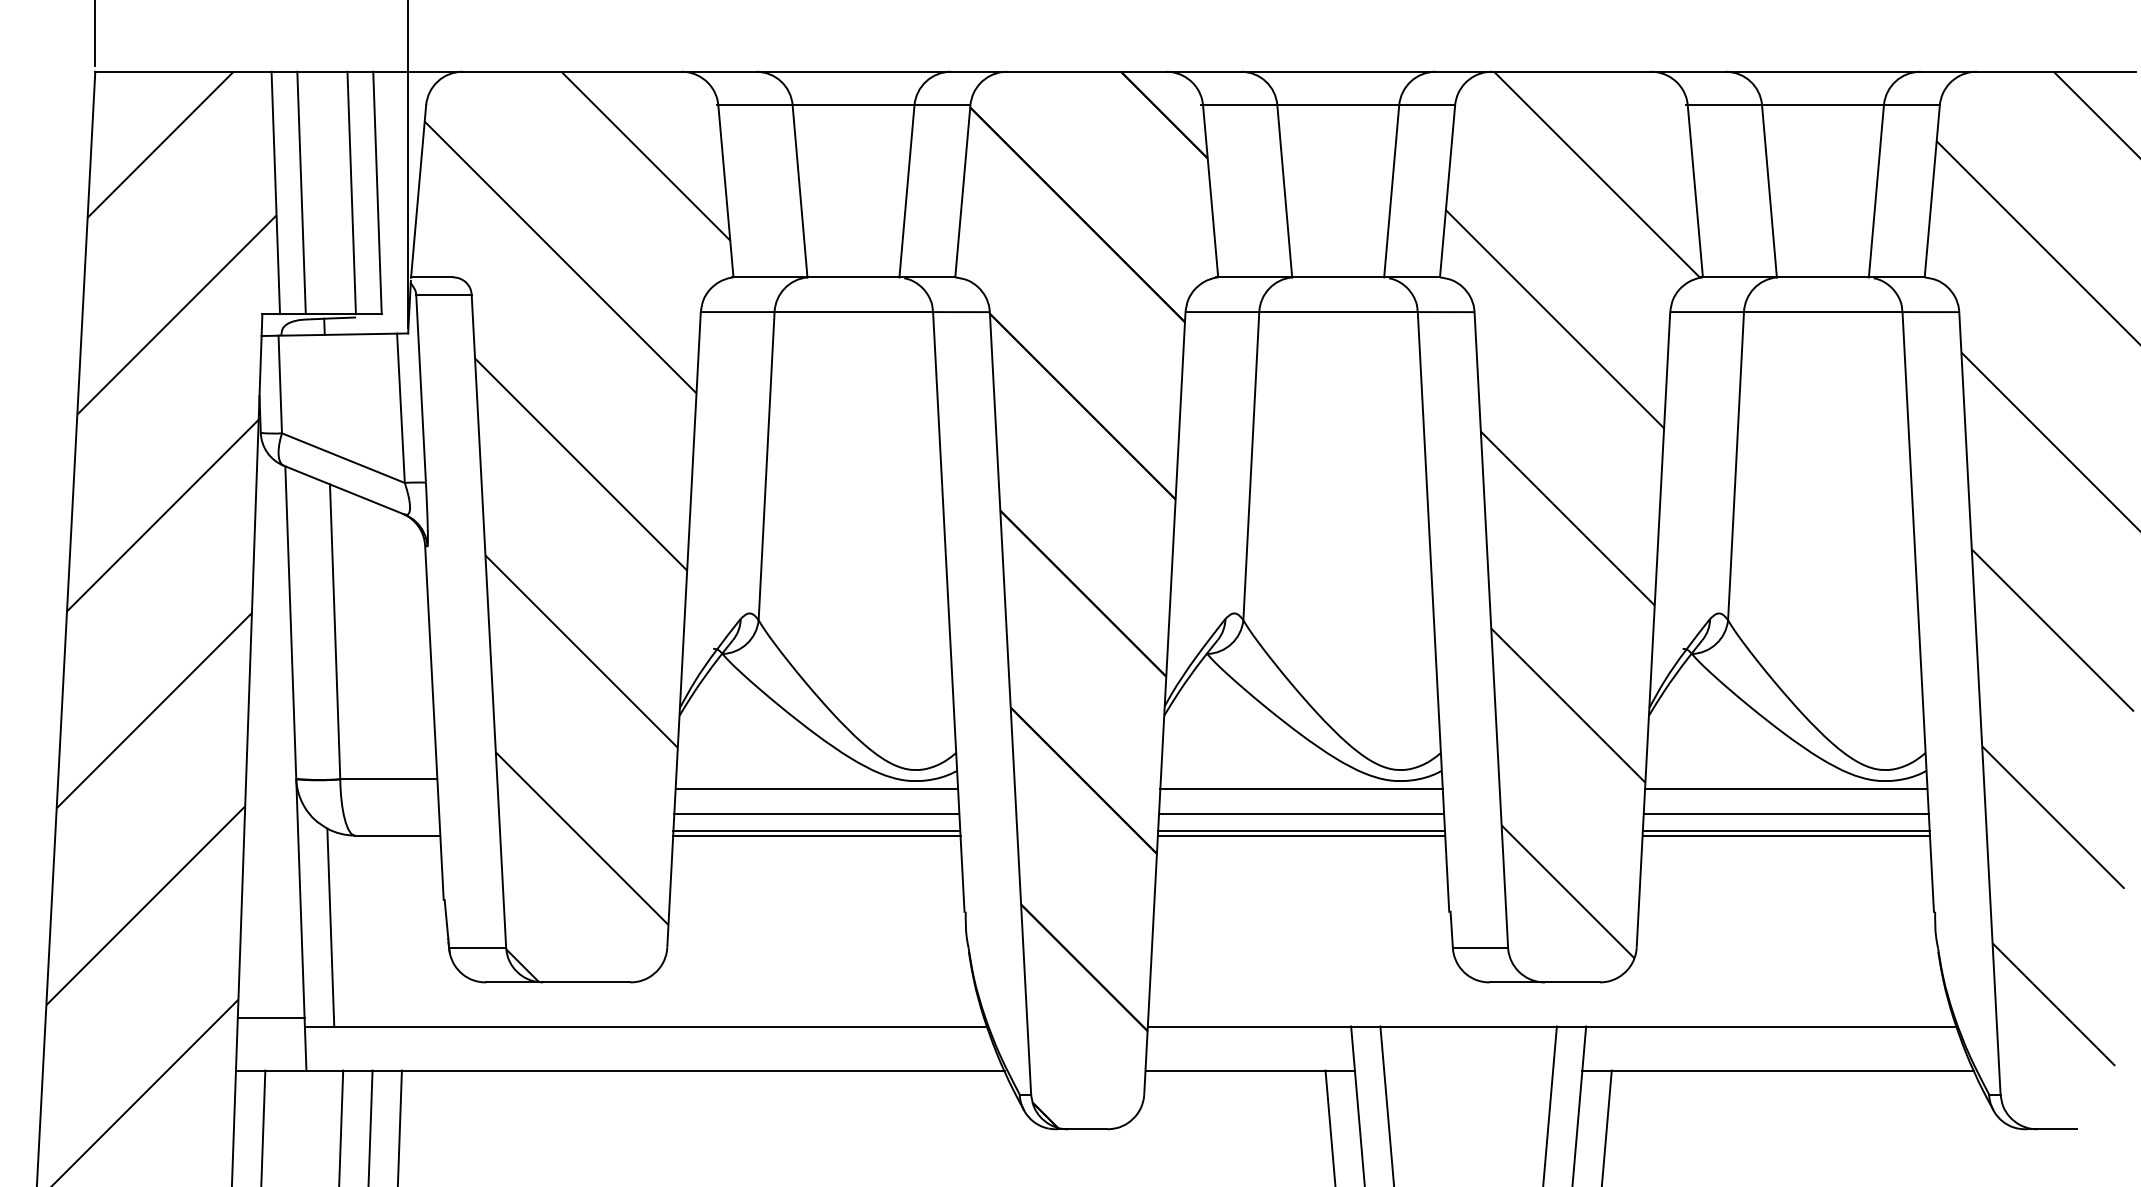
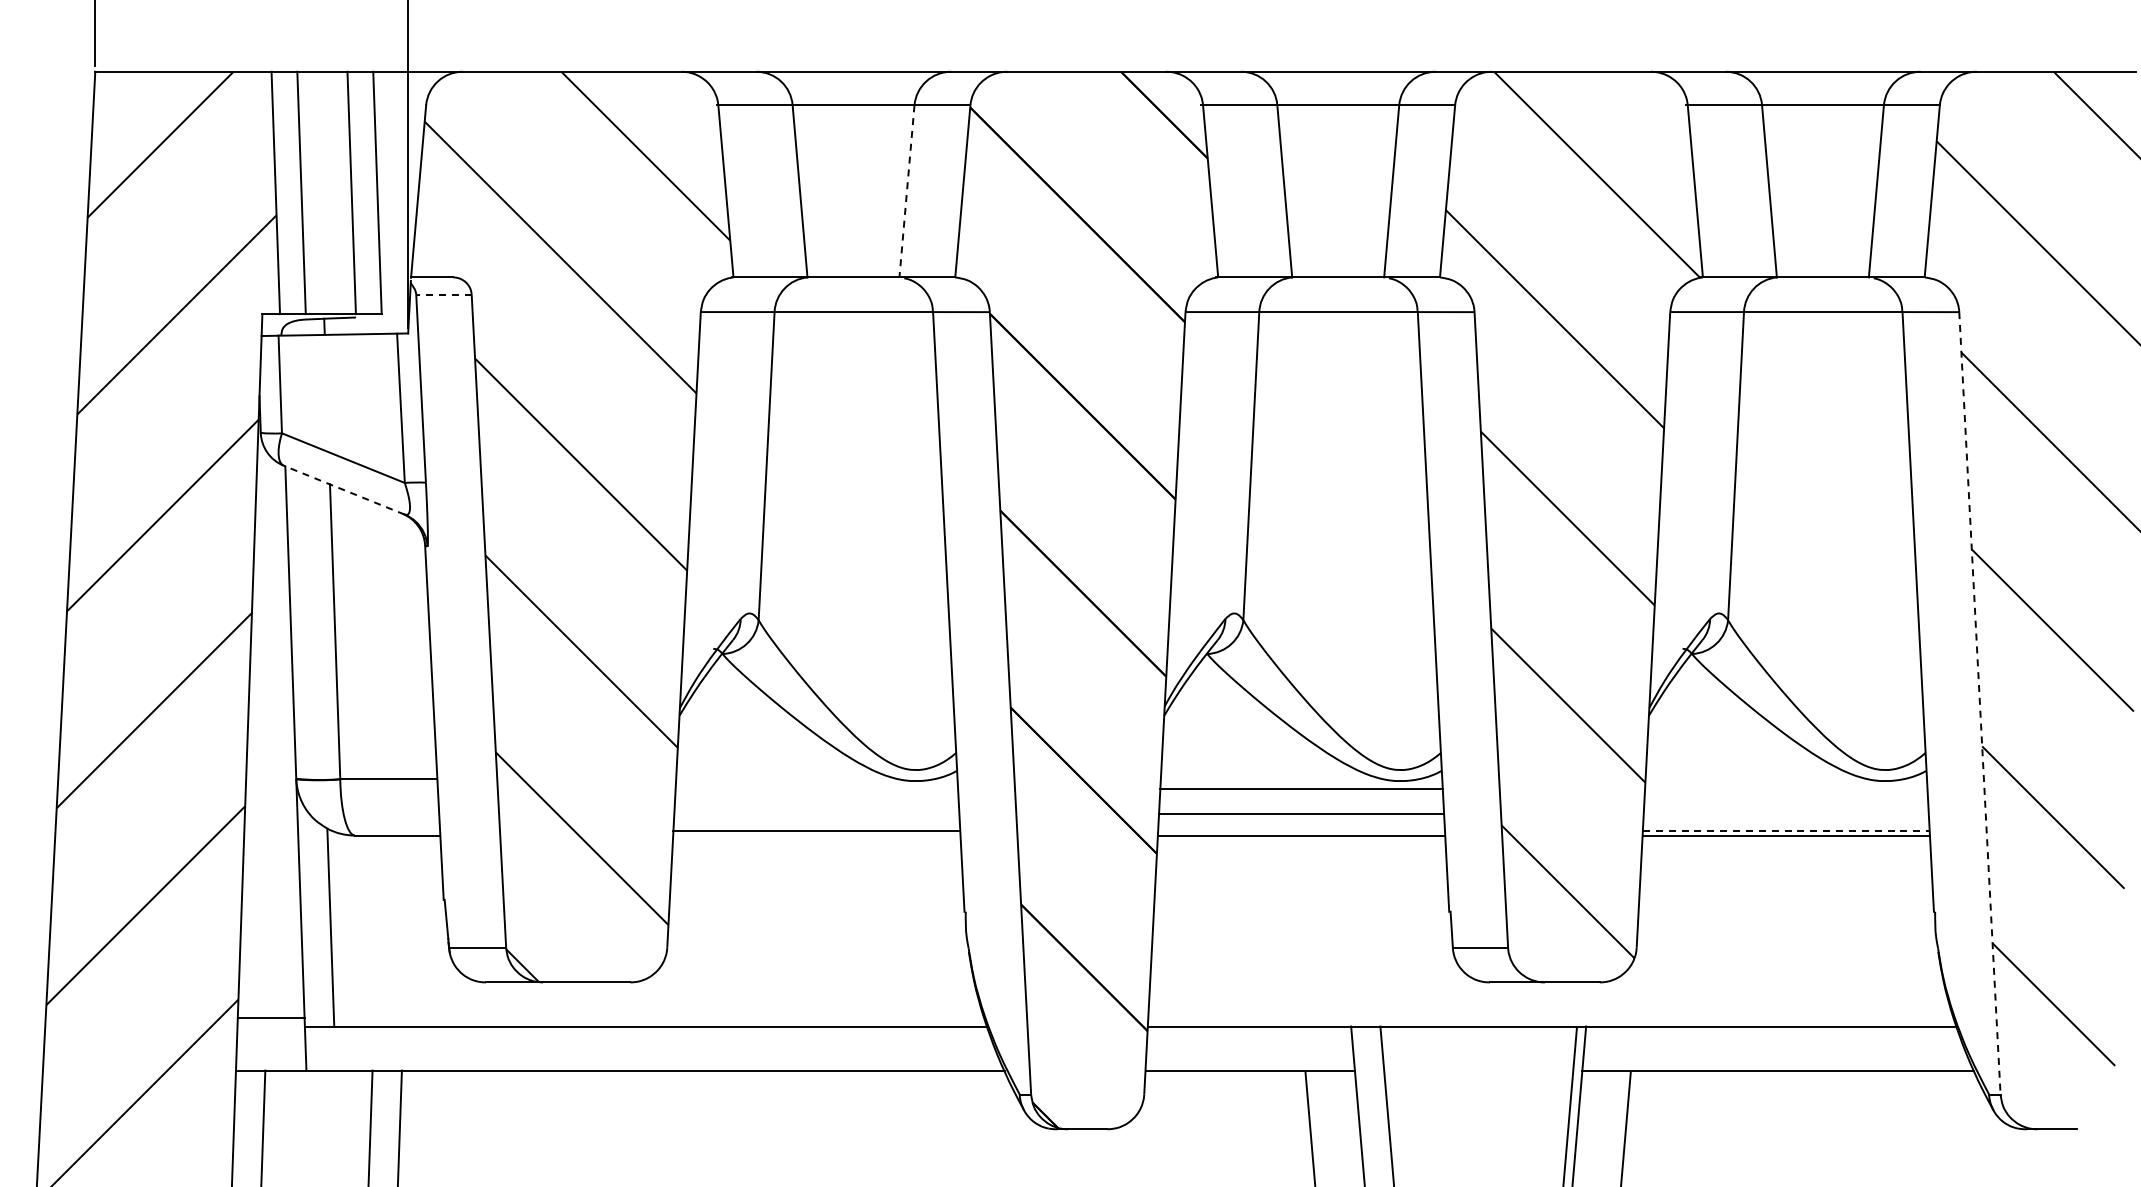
line: solid -> dashed (906, 191)
line: solid -> dashed (443, 294)
line: solid -> dashed (343, 489)
line: solid -> dashed (1979, 704)
line: present -> none (816, 788)
line: present -> none (1786, 788)
line: present -> none (816, 813)
line: present -> none (1785, 813)
line: present -> none (1301, 830)
line: solid -> dashed (1786, 830)
line: present -> none (816, 835)
line position: (1549, 1104) -> (1569, 1105) (1569, 1105)
line: present -> none (341, 1126)
line position: (1330, 1126) -> (1310, 1127) (1310, 1127)
line position: (1606, 1126) -> (1625, 1127) (1625, 1127)
